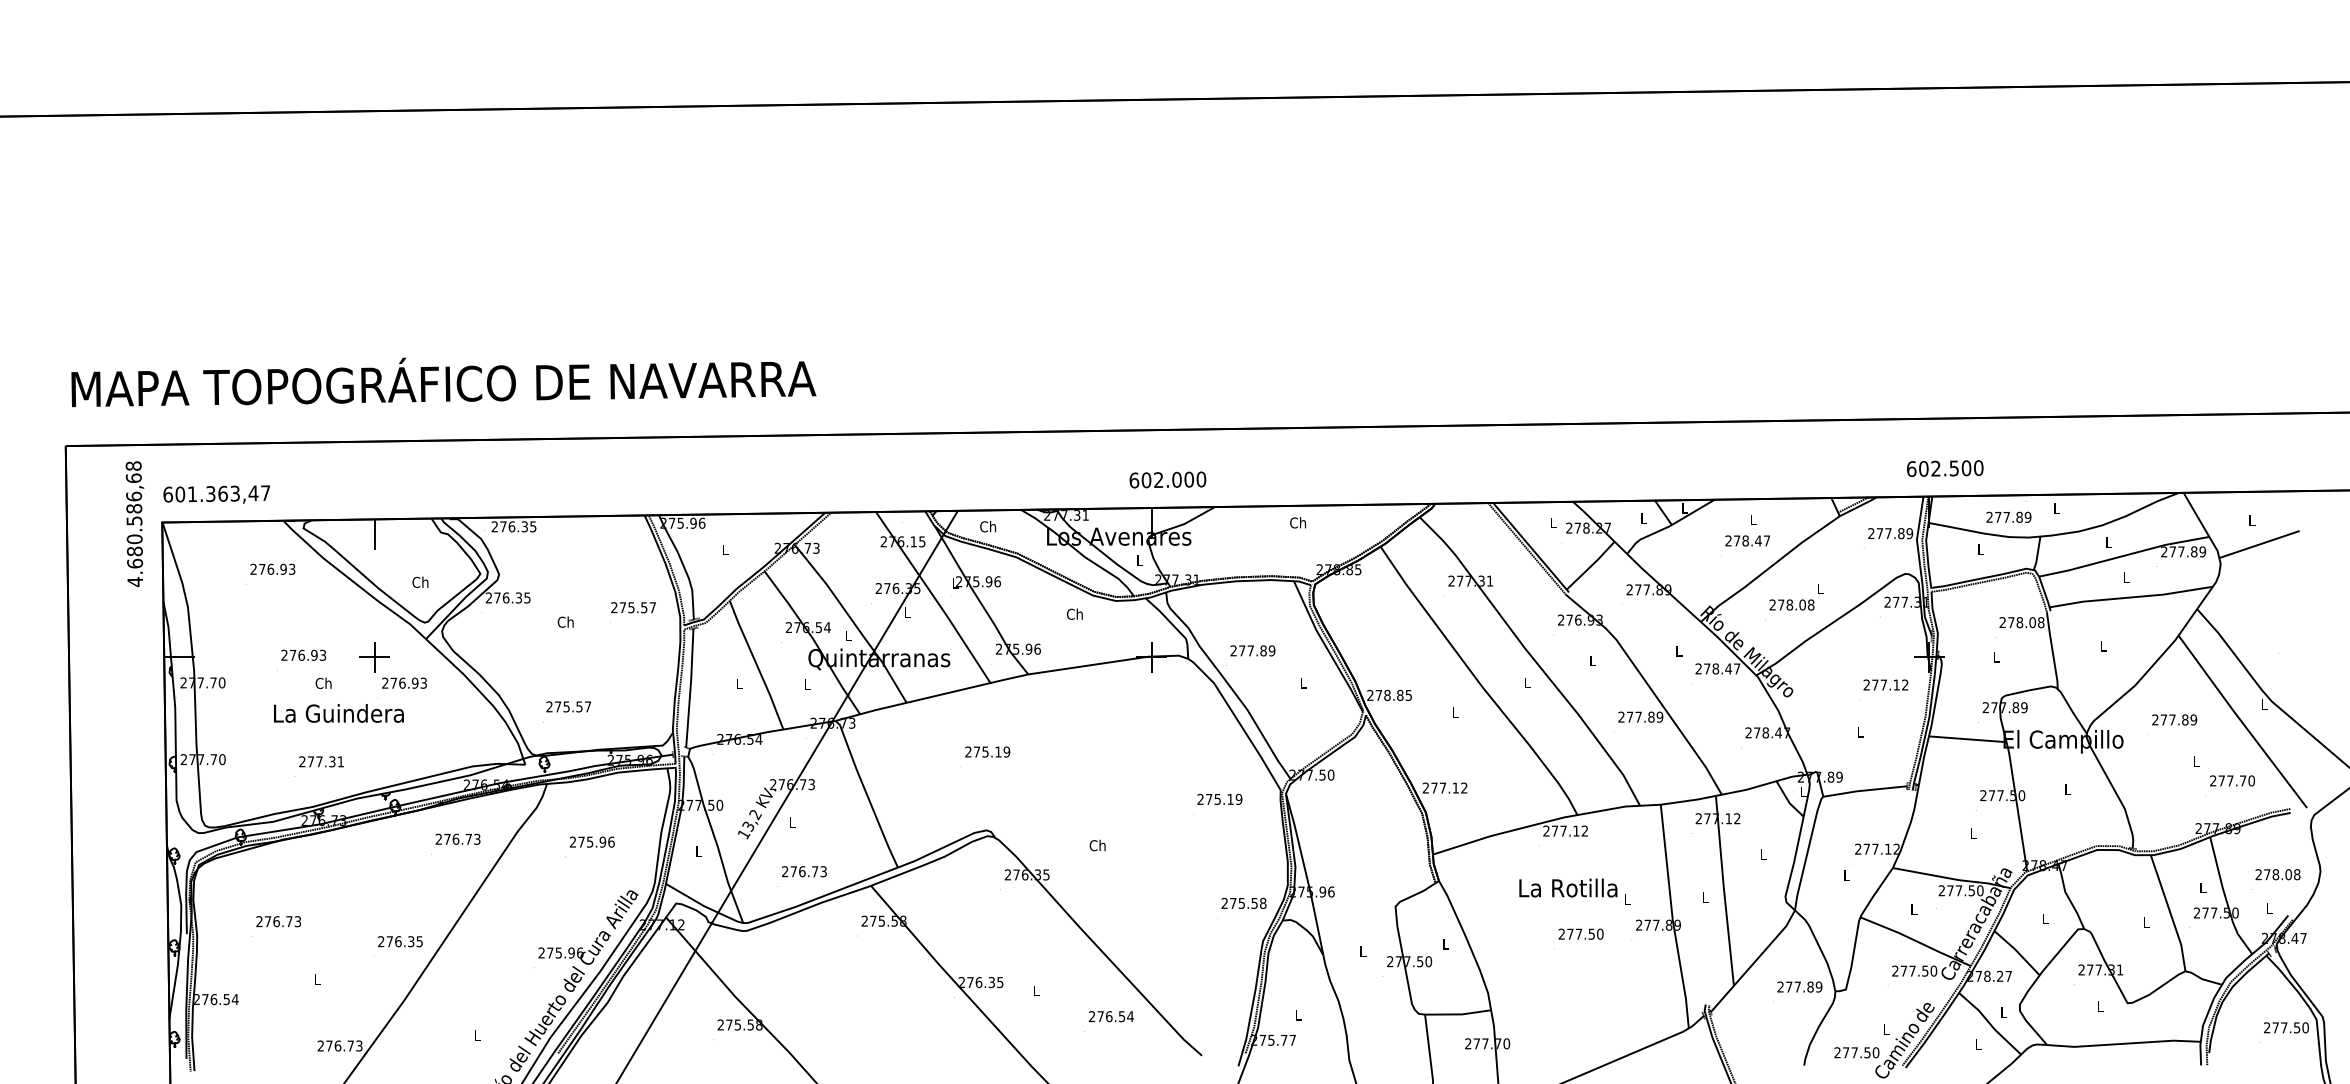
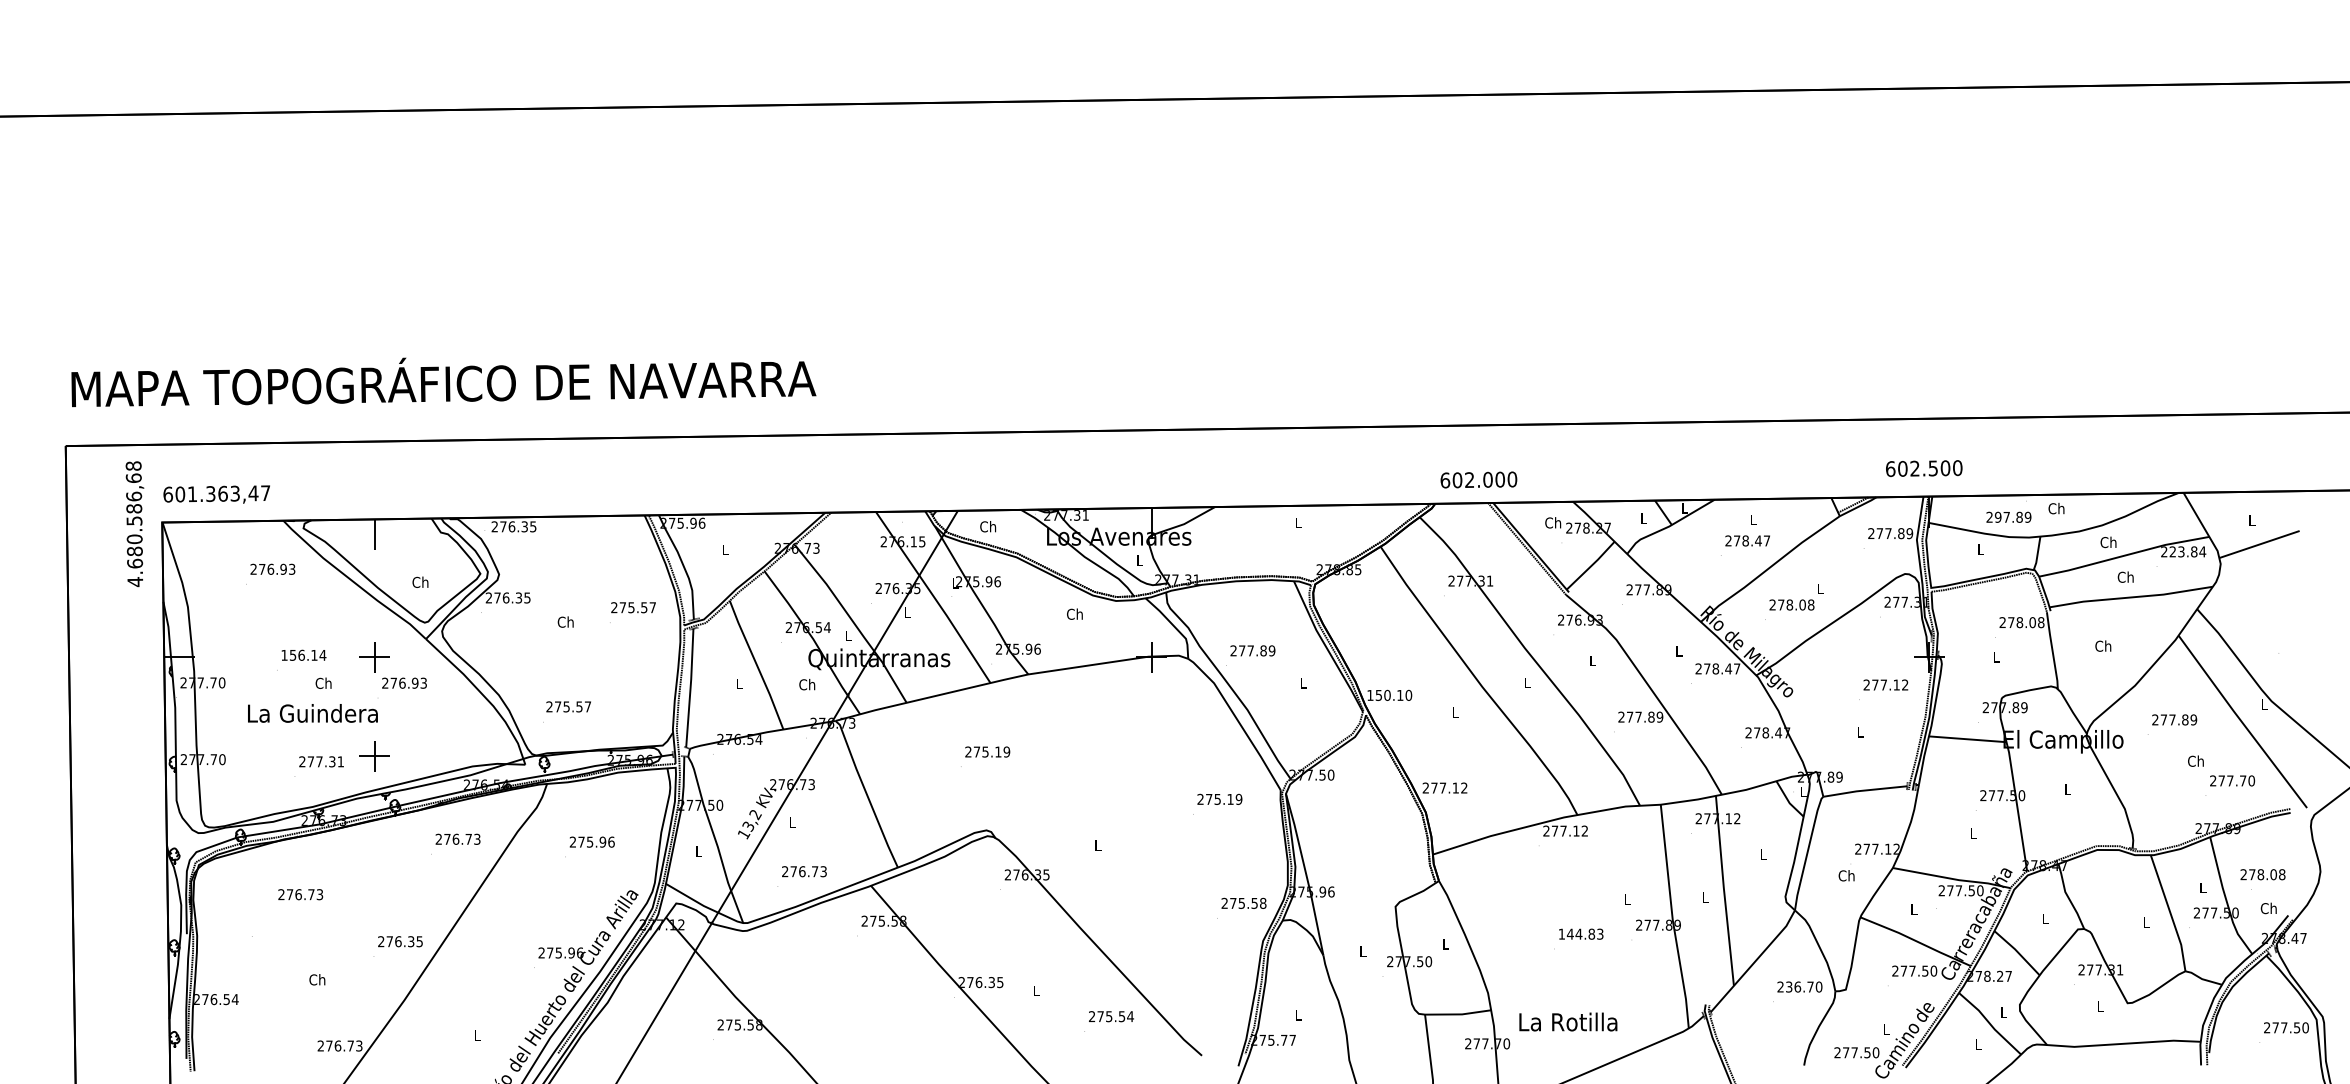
text position: (1945, 468) -> (1924, 468) (1924, 468)
text position: (1167, 479) -> (1478, 479) (1478, 479)
text: L -> Ch (2056, 508)
text: 277.89 -> 297.89 (1997, 516)
text: Ch -> L (1297, 522)
text: L -> Ch (1553, 522)
text: L -> Ch (2108, 542)
text: 277.89 -> 223.84 (2187, 551)
text: L -> Ch (2125, 576)
text: L -> Ch (2103, 645)
text: 276.93 -> 156.14 (303, 654)
text: L -> Ch (807, 684)
text: 278.85 -> 150.10 (1389, 694)
text position: (338, 713) -> (312, 713) (312, 713)
part: none -> present (374, 756)
text: L -> Ch (2195, 760)
text: Ch -> L (1097, 845)
text position: (2277, 874) -> (2262, 874) (2262, 874)
text: L -> Ch (1846, 875)
text position: (1568, 887) -> (1568, 1021) (1568, 1021)
text: L -> Ch (2268, 908)
text position: (278, 921) -> (300, 894) (300, 894)
text: 277.50 -> 144.83 (1580, 933)
text: L -> Ch (317, 979)
text: 277.89 -> 236.70 (1804, 986)
text: 276.54 -> 275.54 (1109, 1016)
